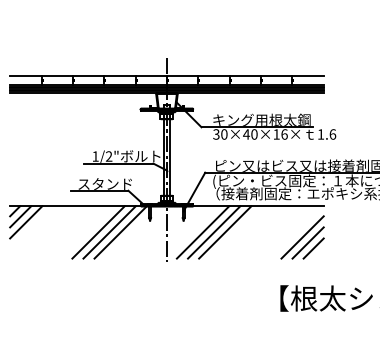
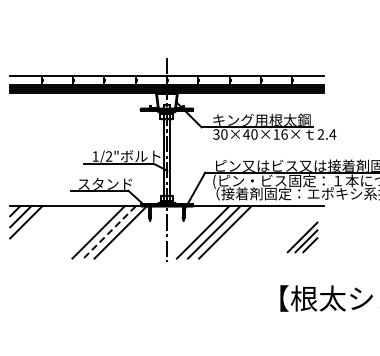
text: 1.6 -> 2.4 (326, 134)
line: solid -> dashed (109, 232)
part size: 45x45 px -> 33x33 px (302, 237)
